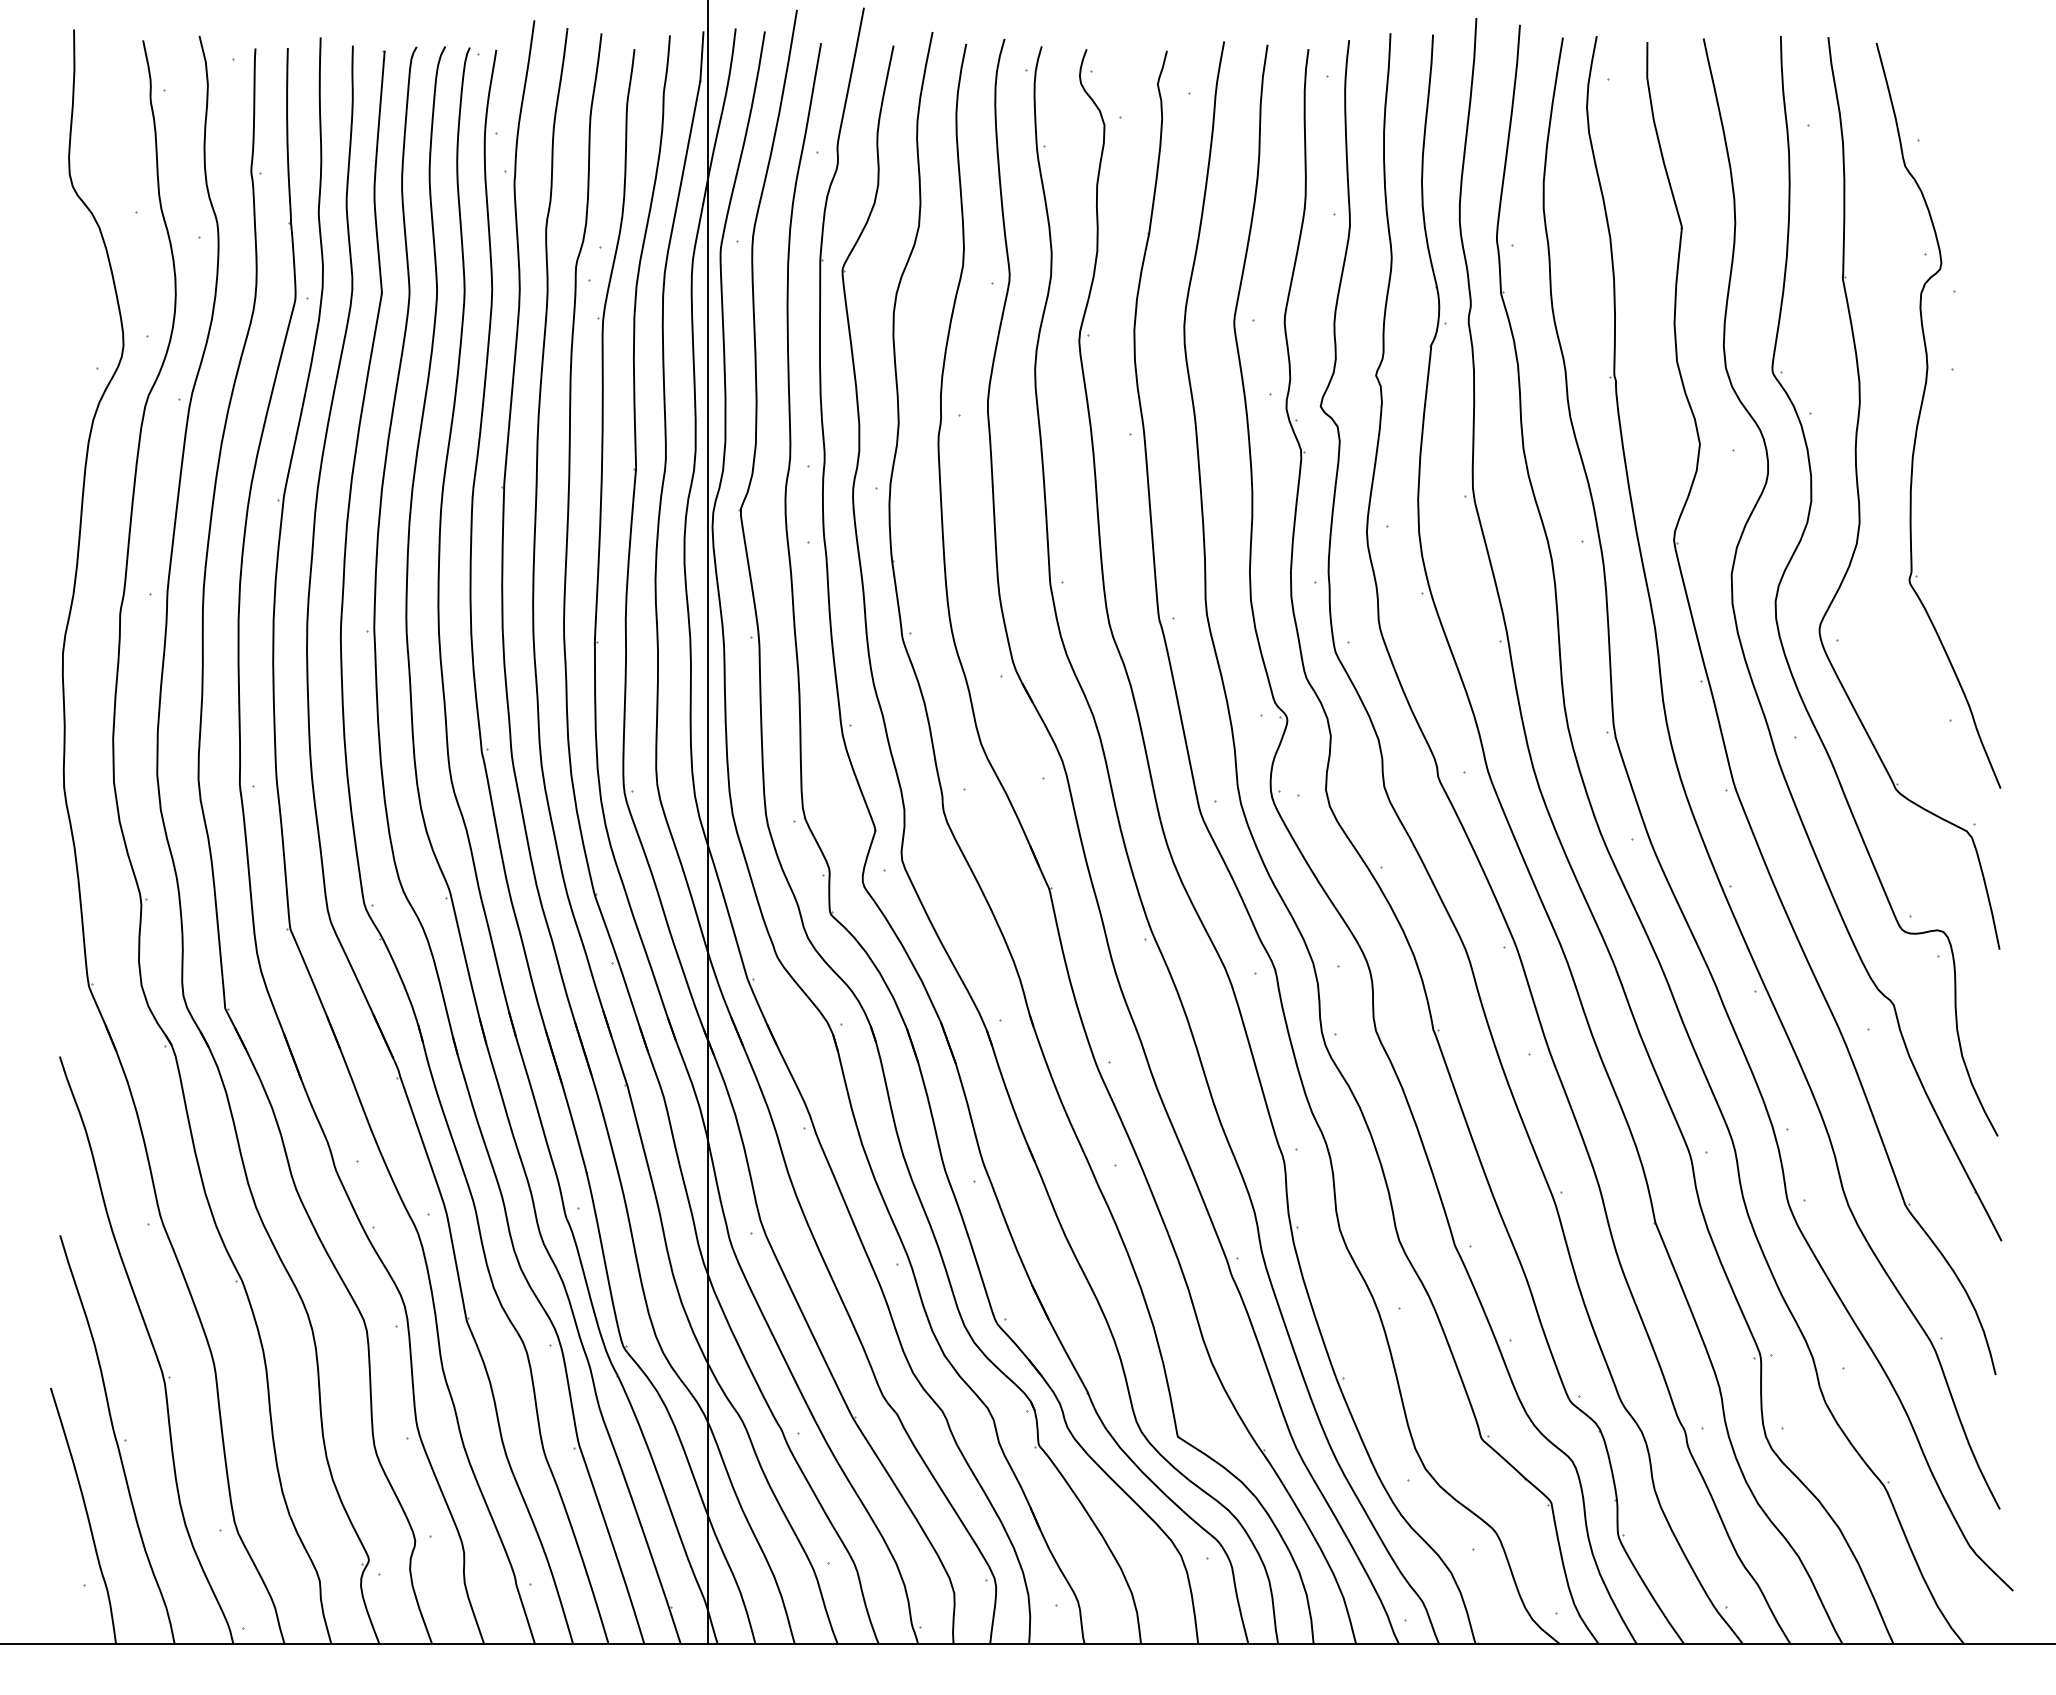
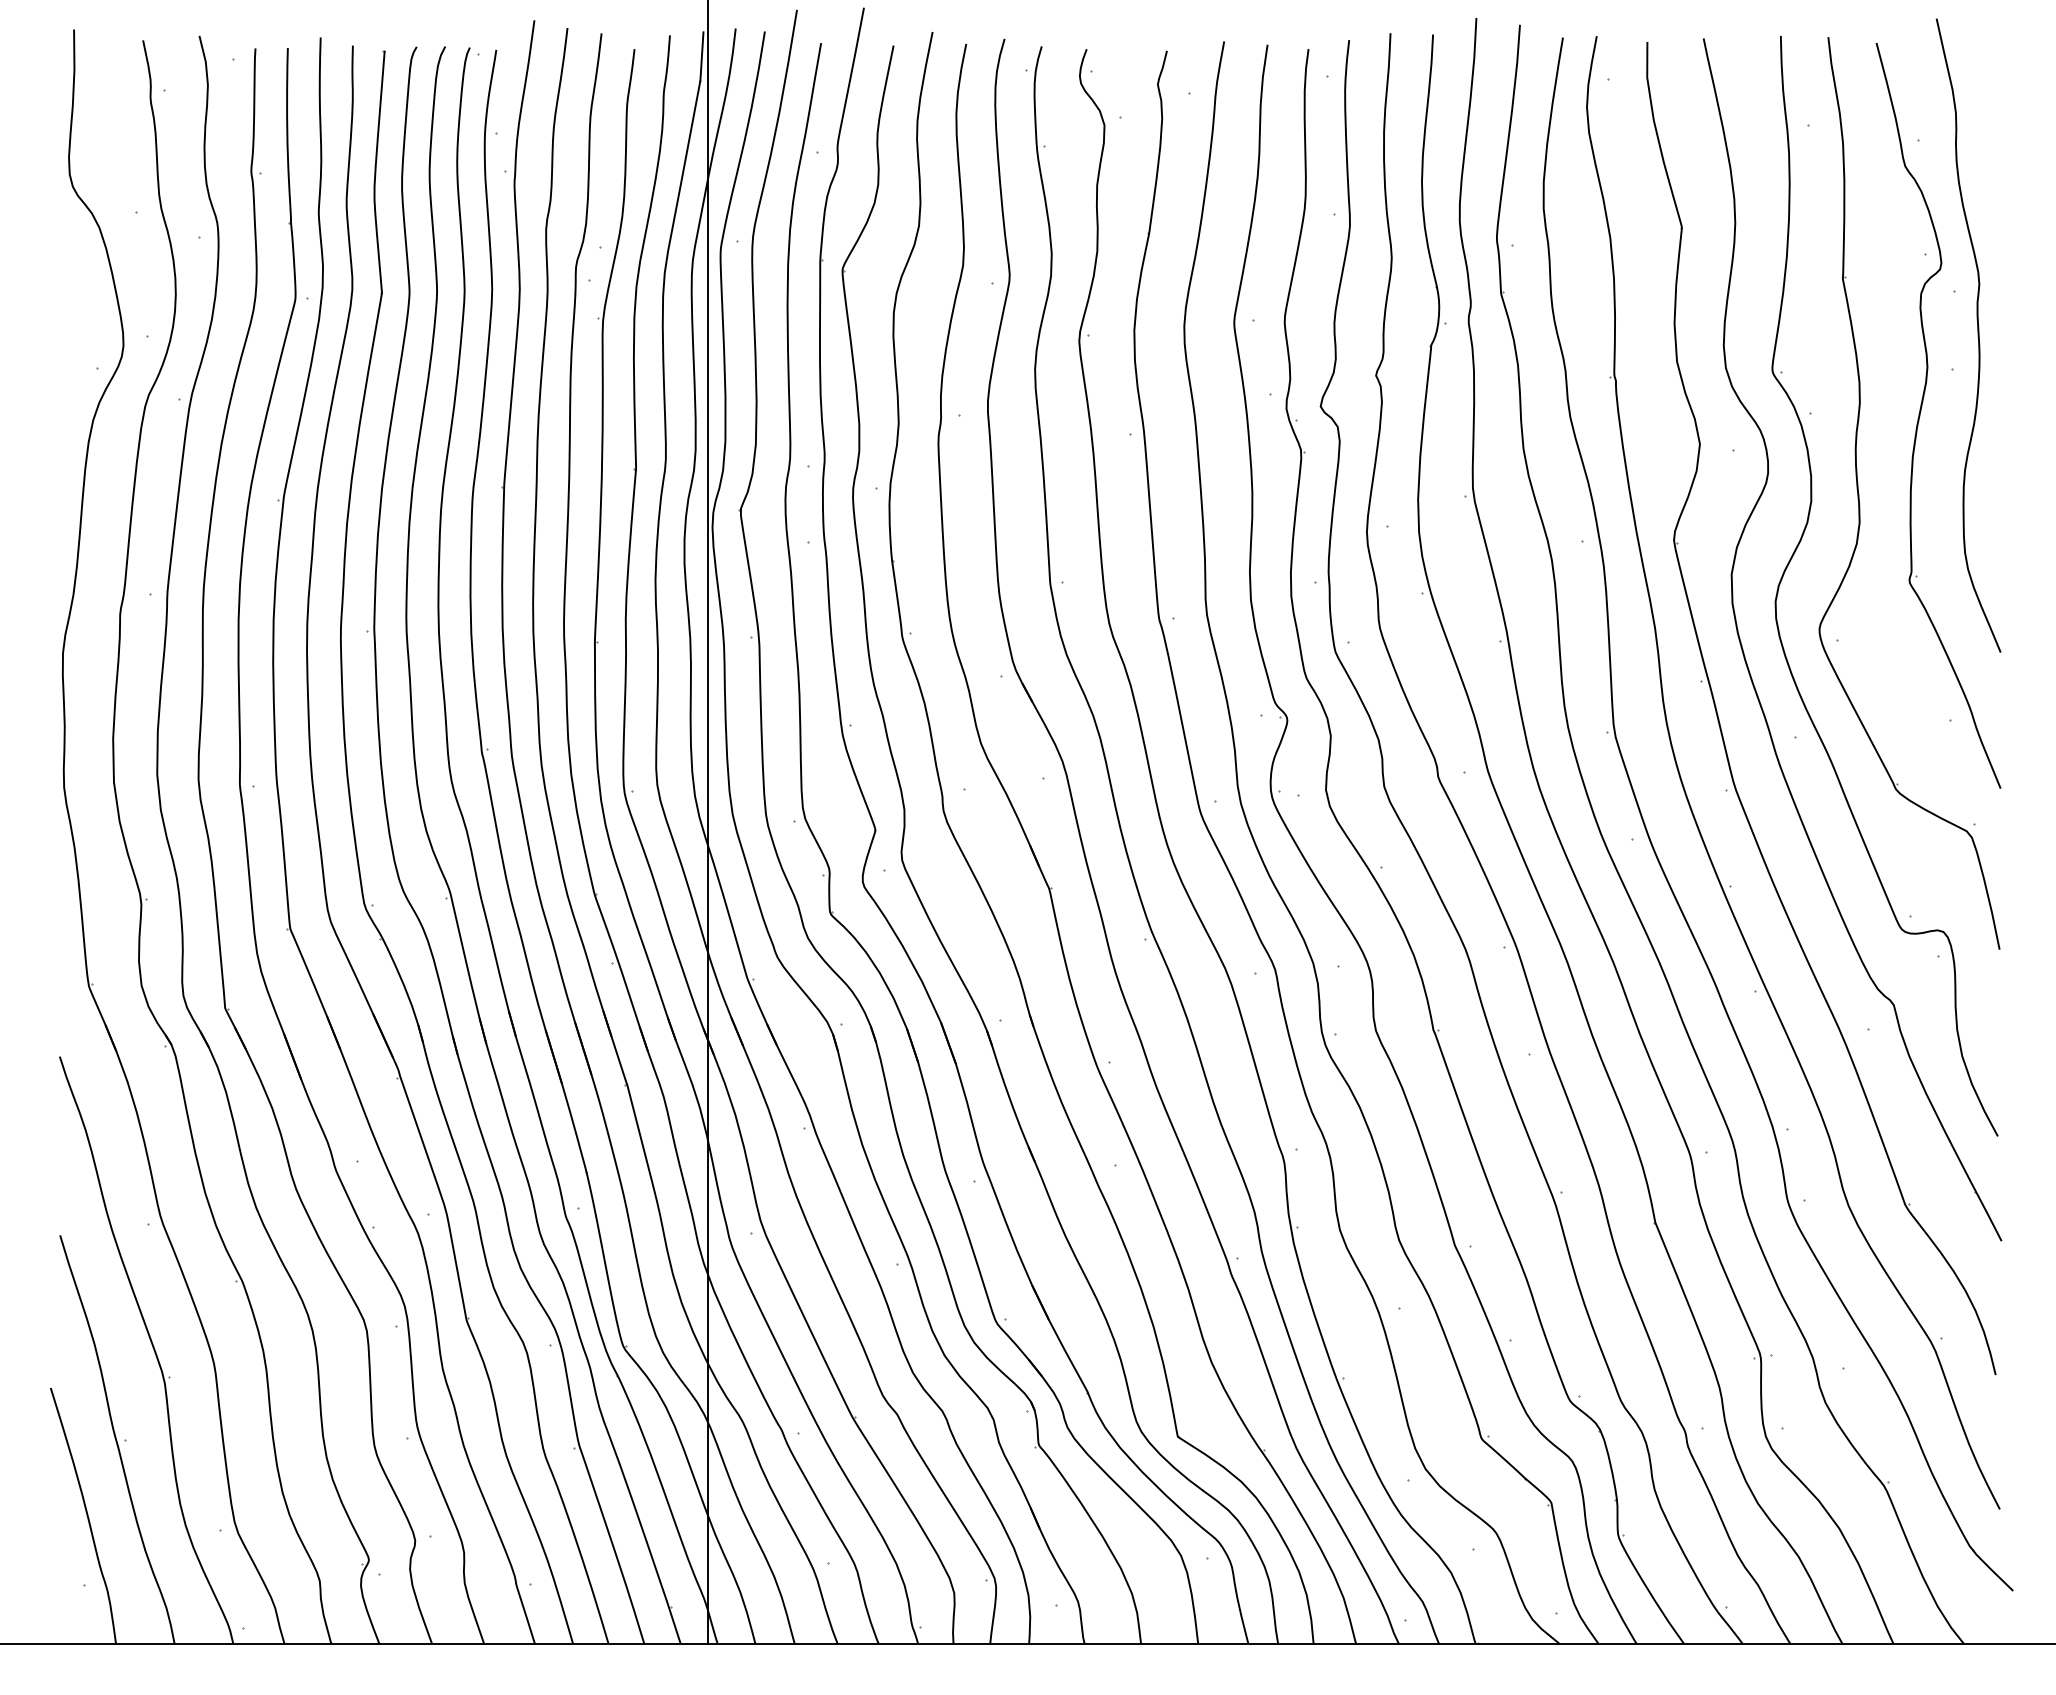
curve: none -> present (1977, 335)
